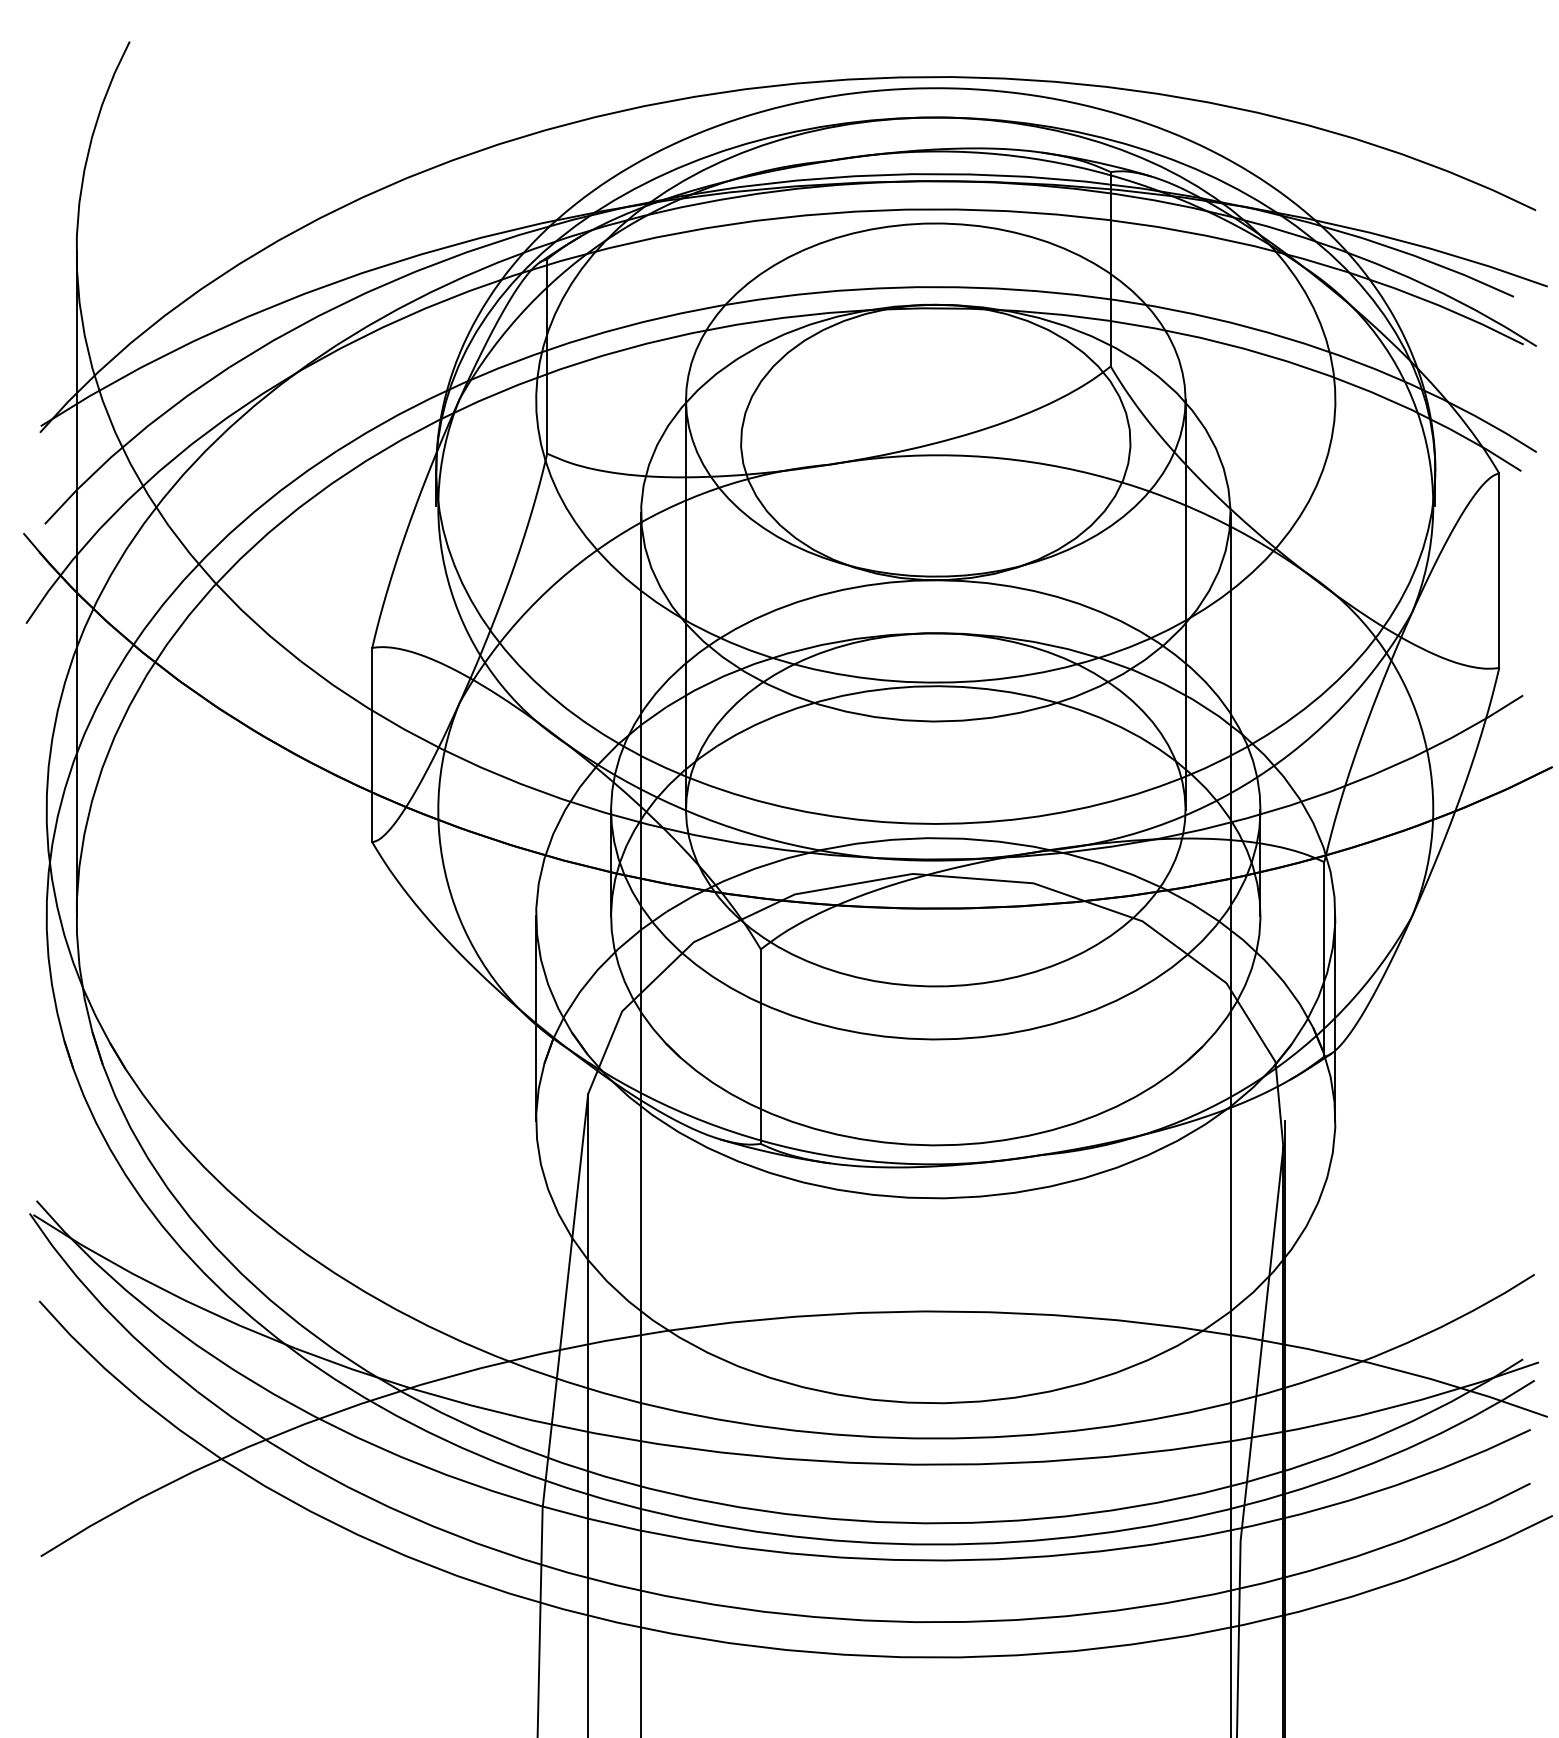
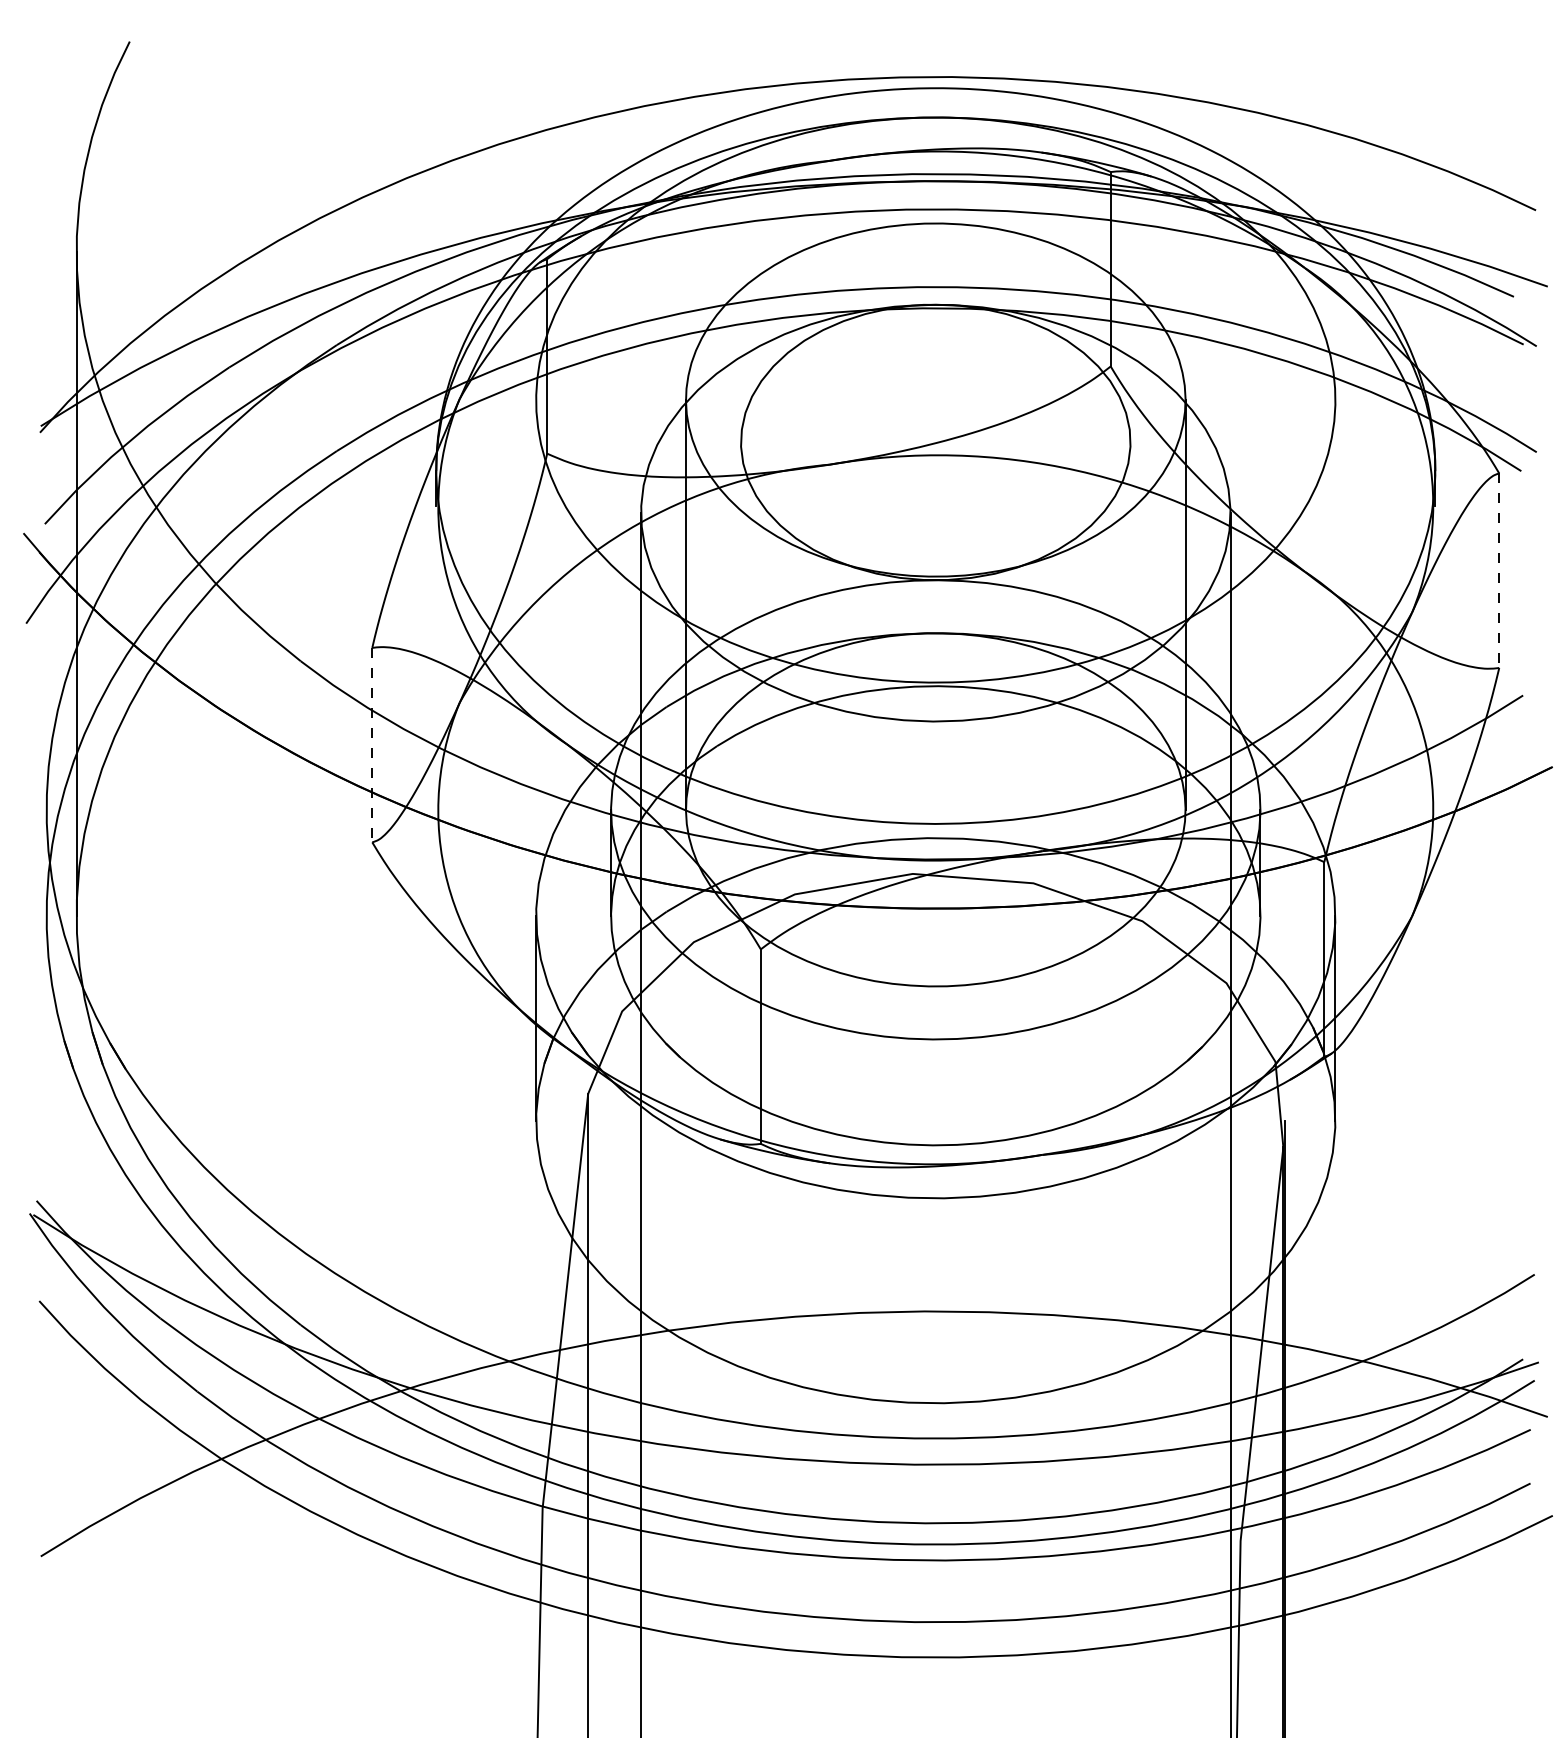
line: solid -> dashed (1499, 571)
line: solid -> dashed (372, 745)
